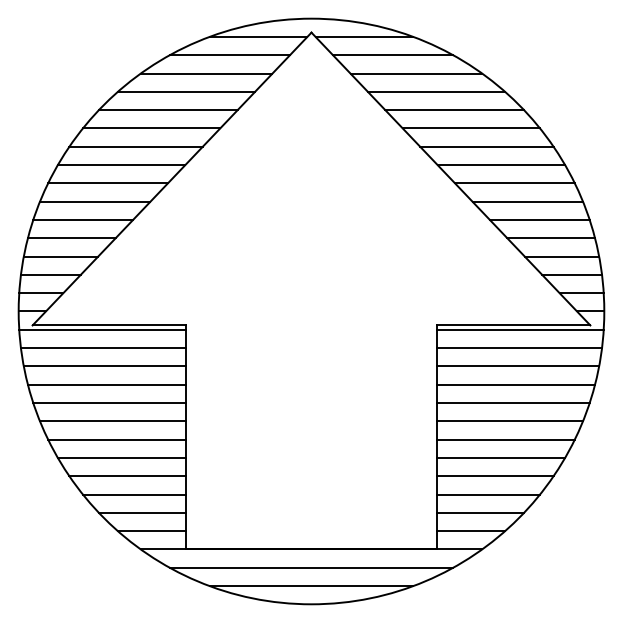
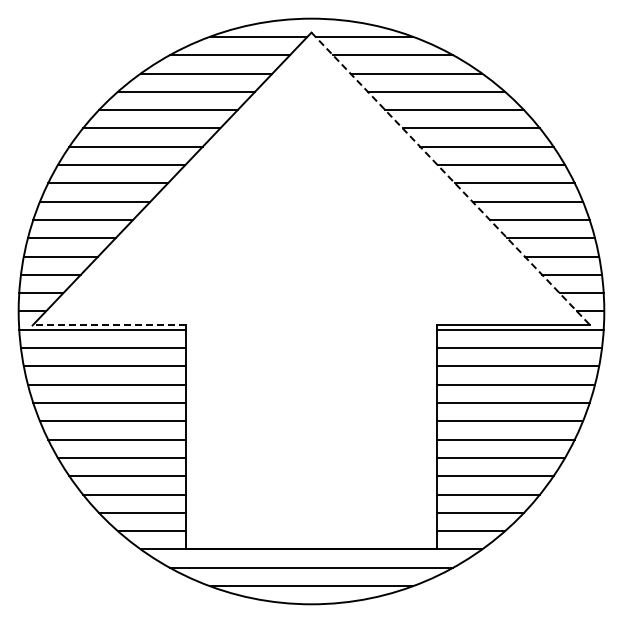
line: solid -> dashed (451, 179)
line: solid -> dashed (109, 325)
